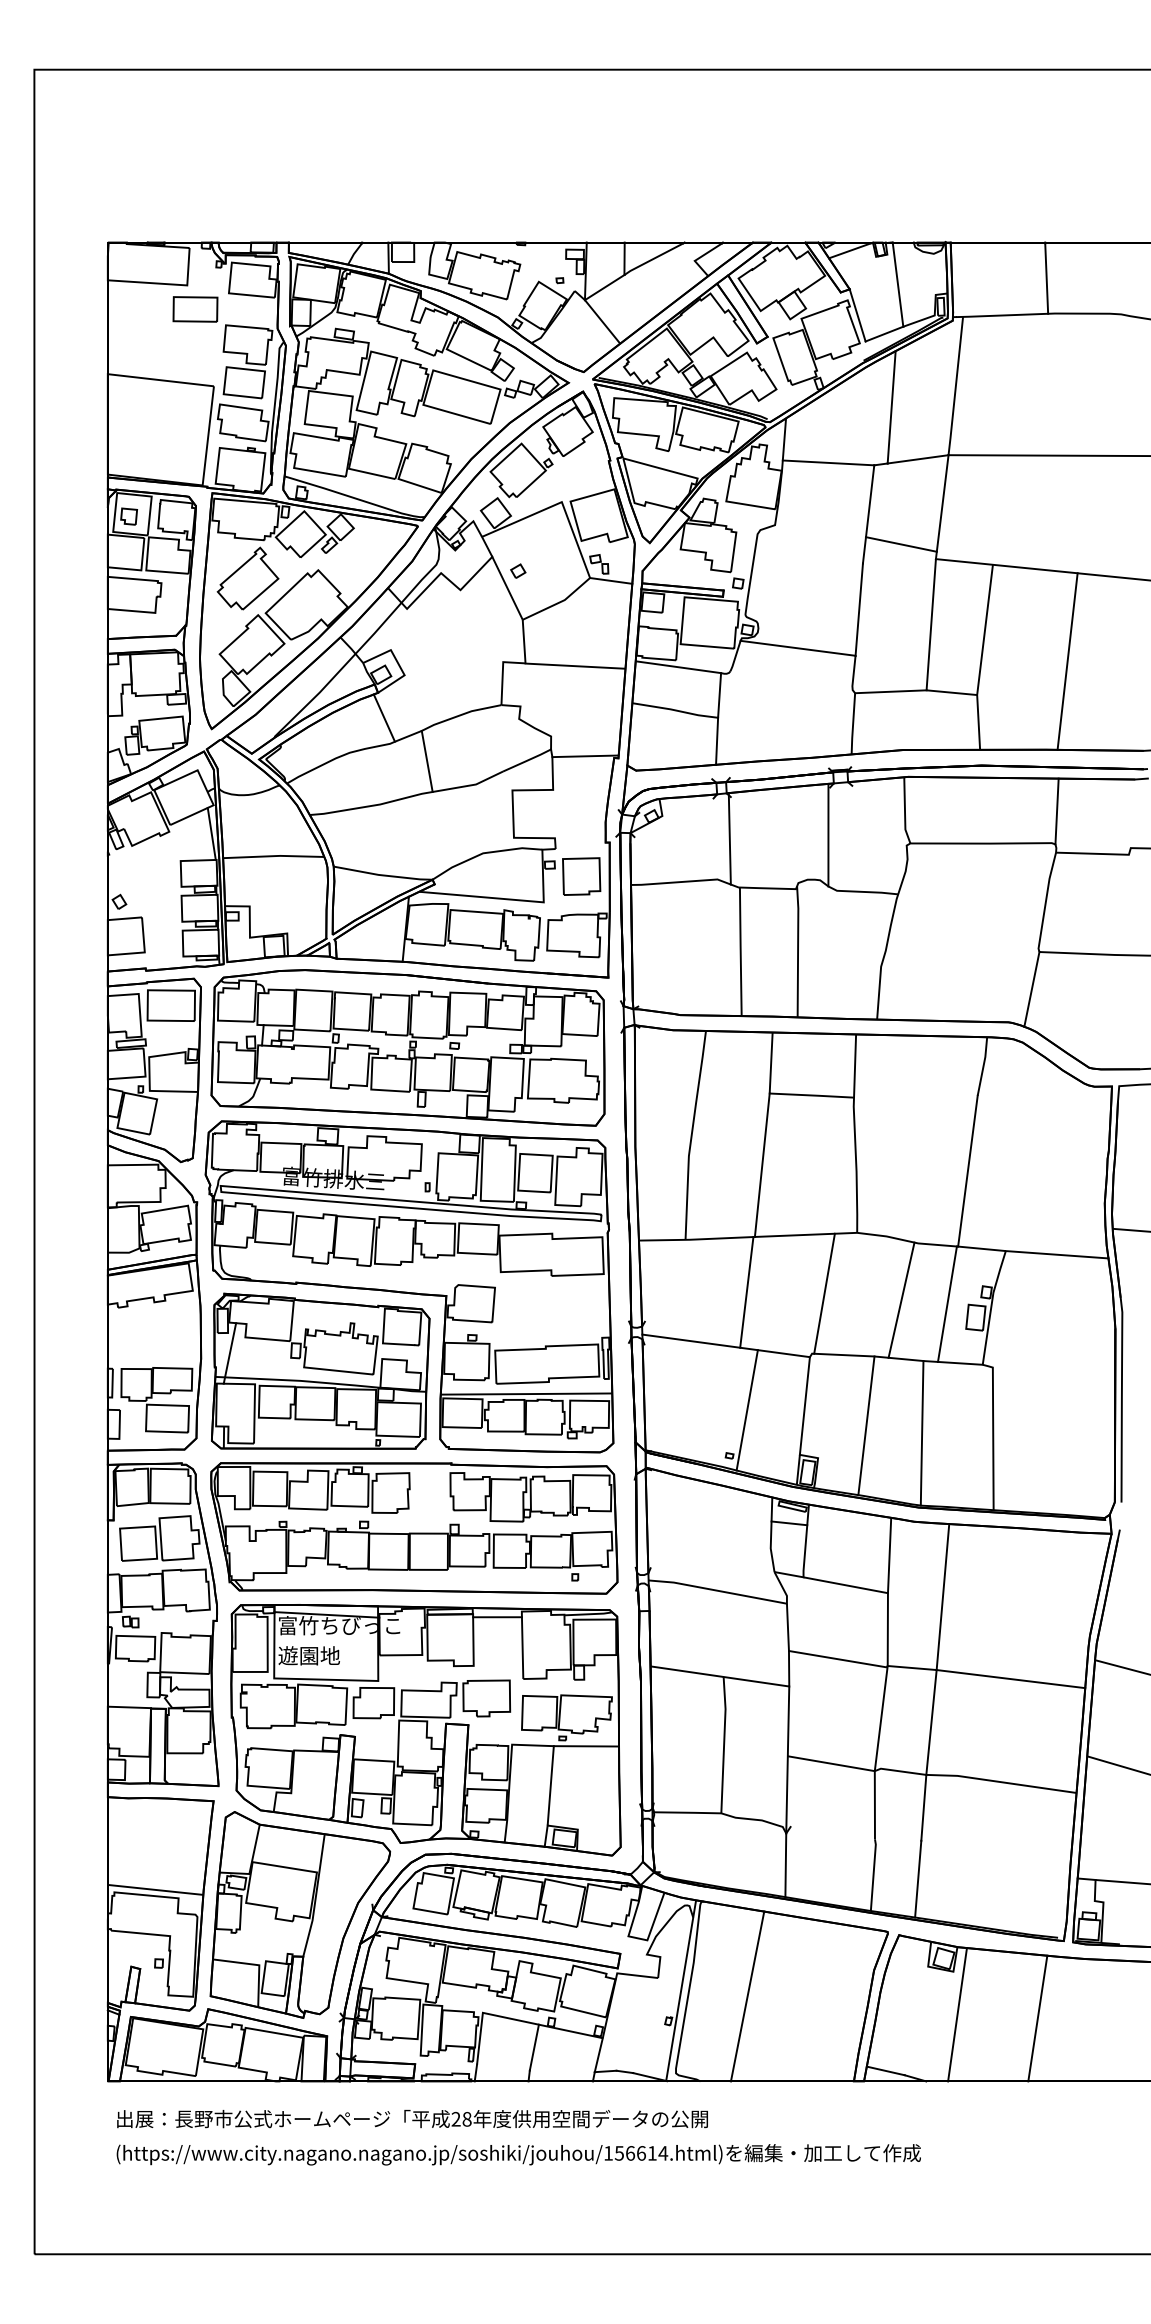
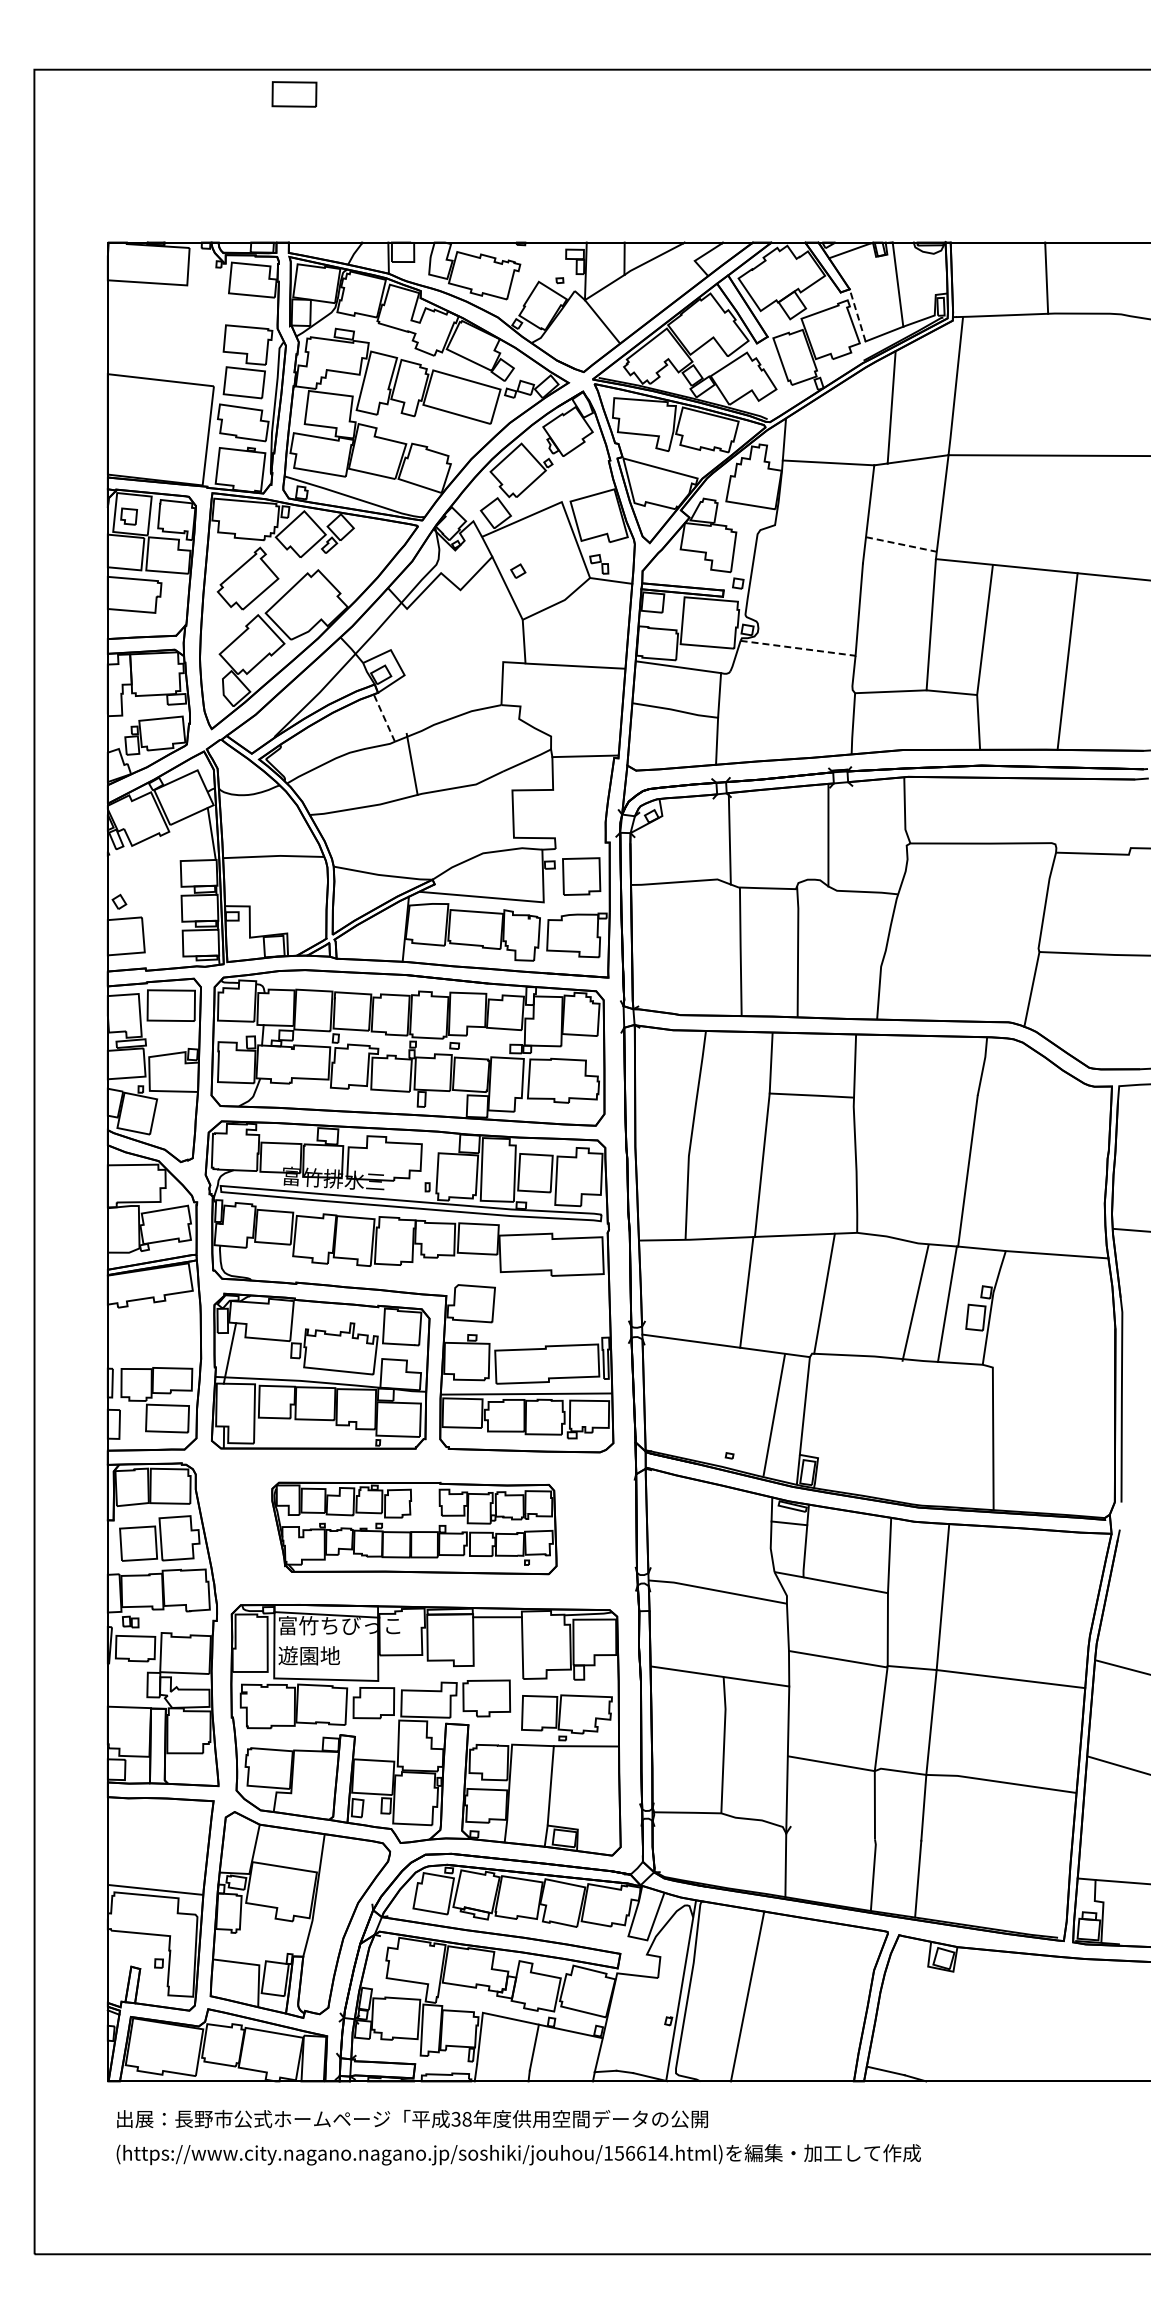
part position: (195, 309) -> (294, 94) (294, 94)
line: solid -> dashed (857, 314)
line: solid -> dashed (901, 544)
line: solid -> dashed (798, 648)
line: solid -> dashed (384, 718)
line position: (426, 760) -> (411, 763) (411, 763)
line: present -> none (1056, 811)
line position: (901, 1299) -> (915, 1302) (915, 1302)
line position: (746, 1410) -> (773, 1415) (773, 1415)
line: present -> none (866, 1425)
line: present -> none (921, 1433)
part size: 409x133 px -> 287x95 px (414, 1528)
line: present -> none (957, 2014)
line: present -> none (1037, 2018)
text: 28 -> 38 (455, 2119)
